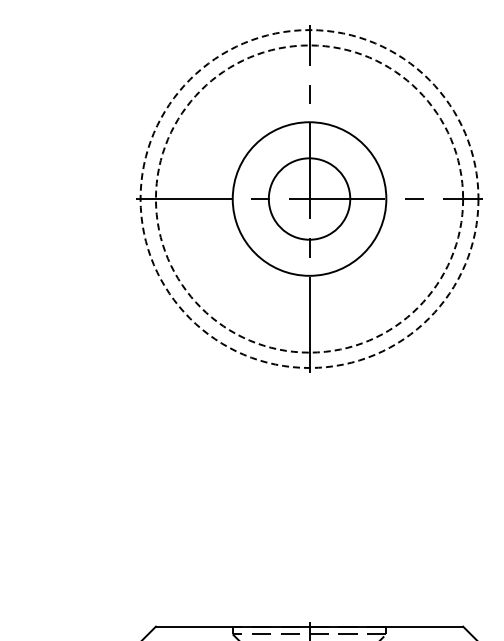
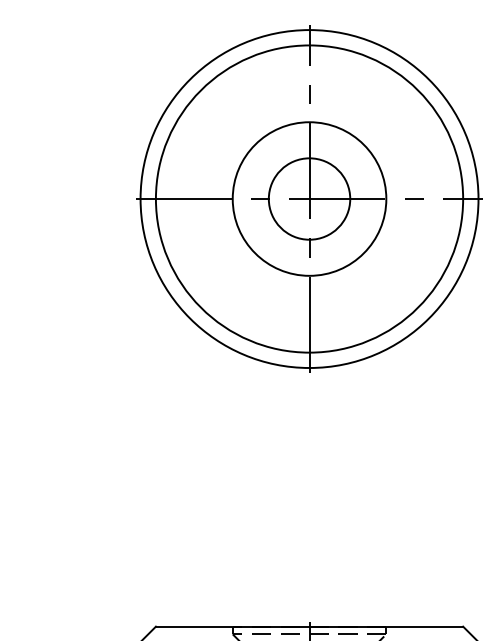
circle: dashed -> solid (309, 198)
circle: dashed -> solid (309, 199)
